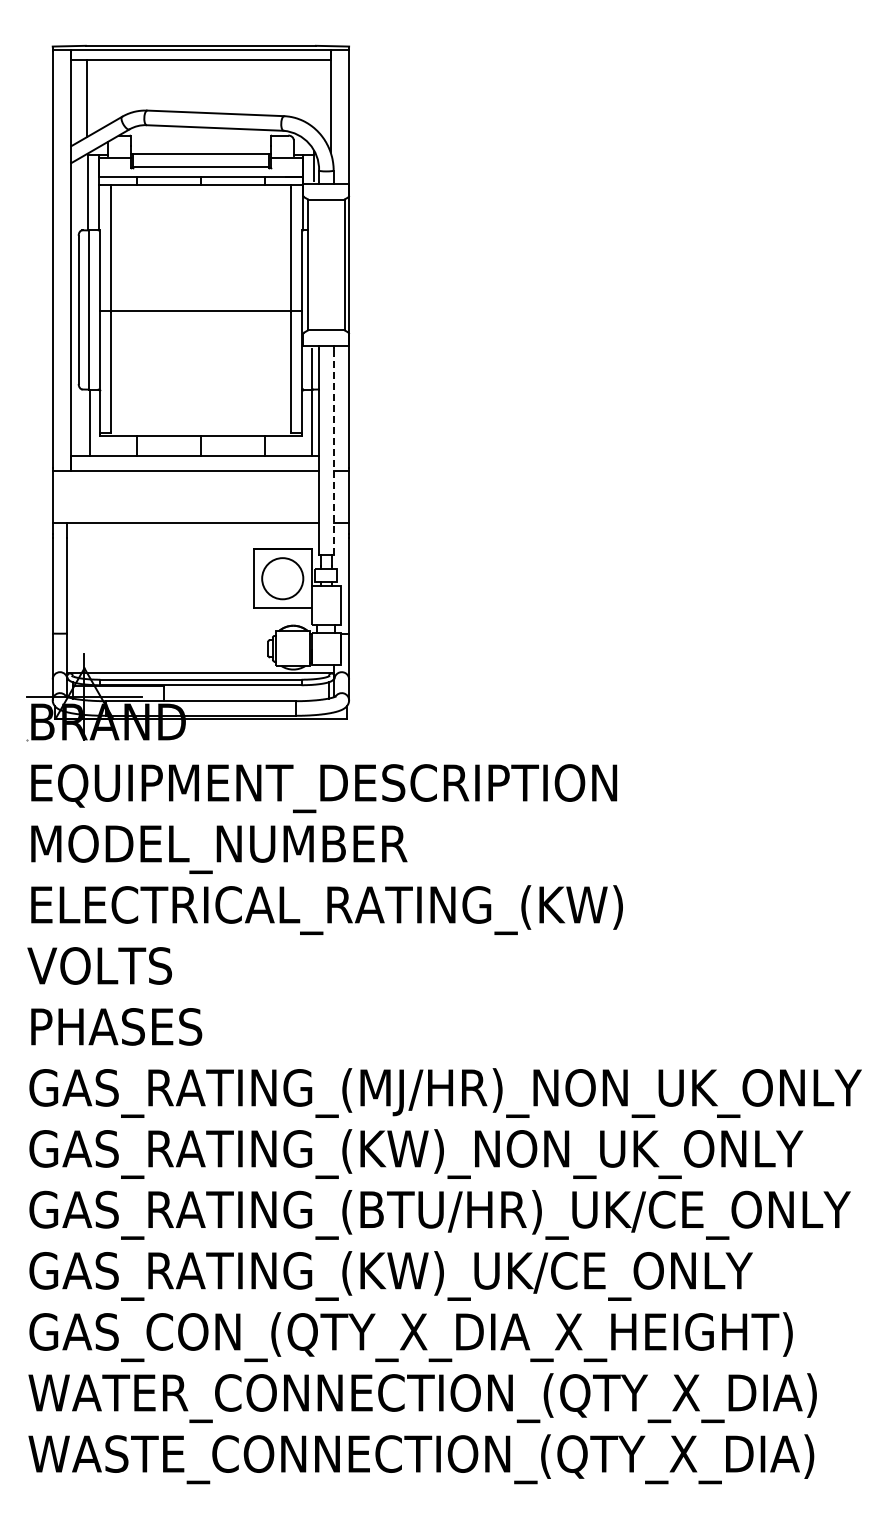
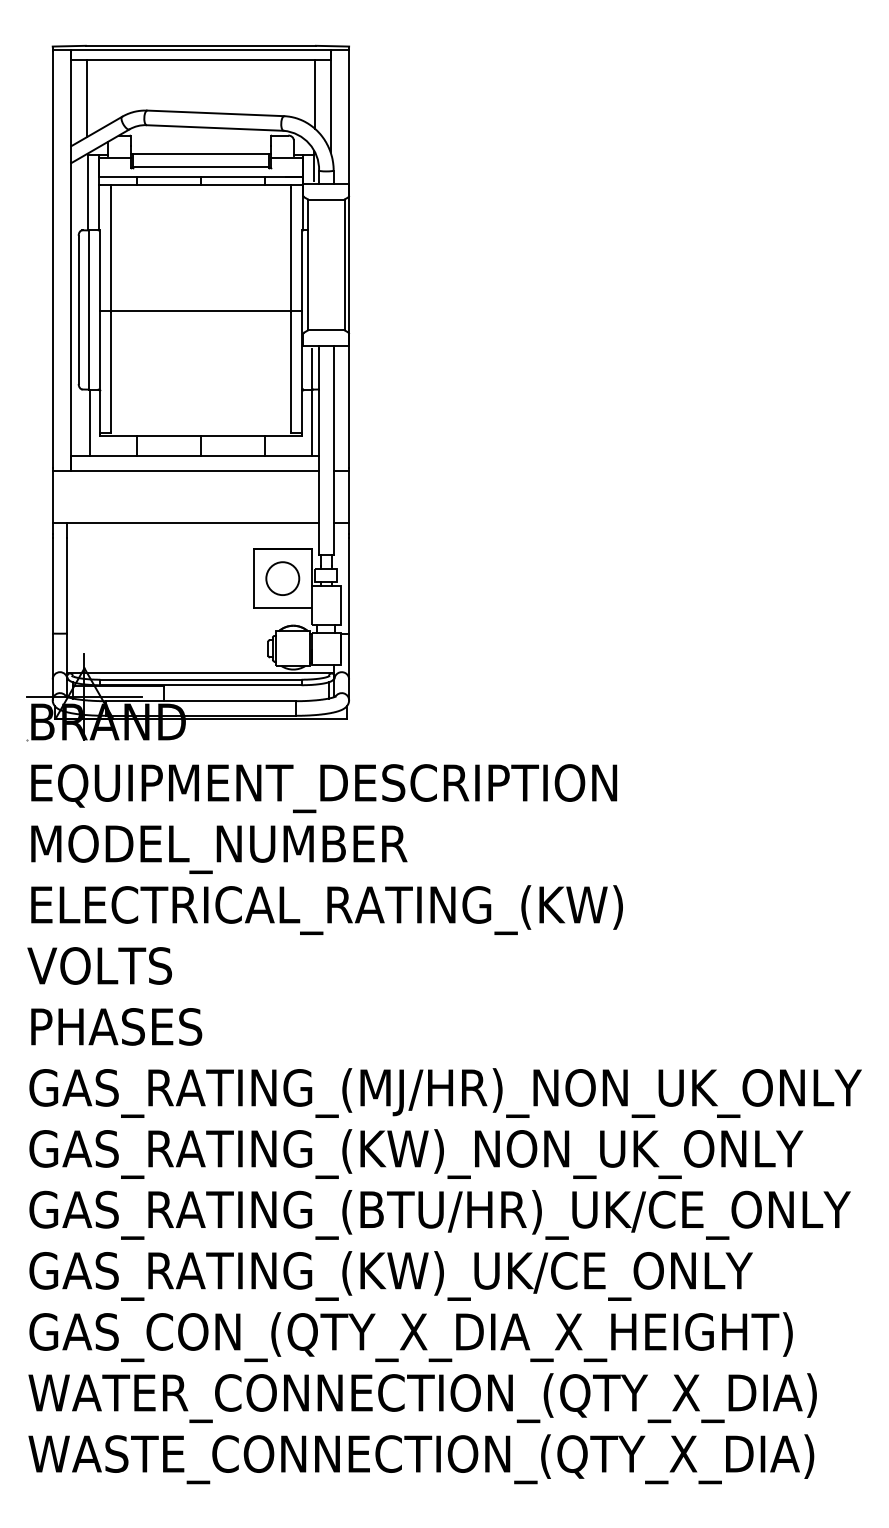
line: none -> present (314, 93)
line: dashed -> solid (333, 451)
circle size: 44x44 px -> 36x35 px (282, 578)
